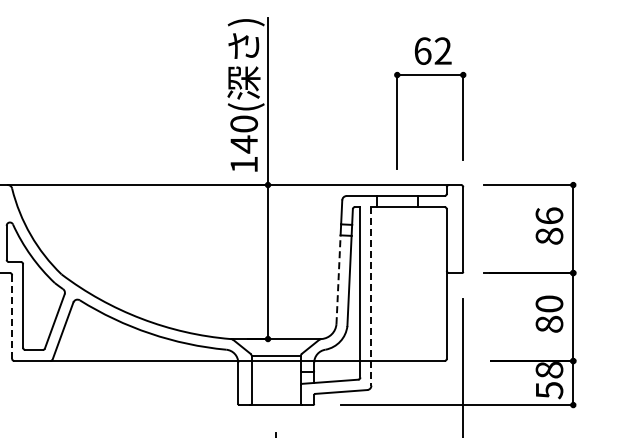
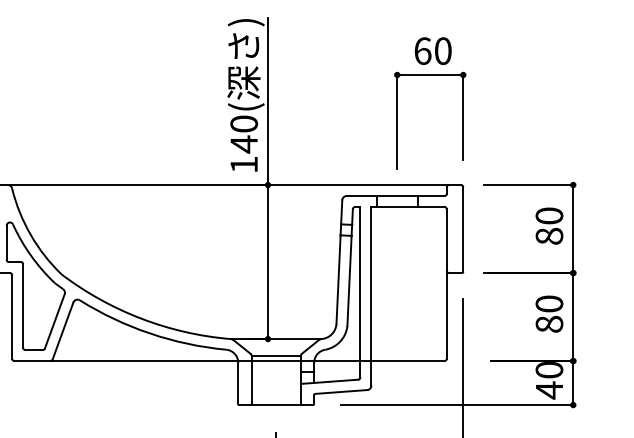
text: 62 -> 60 (442, 50)
text: 86 -> 80 (549, 215)
line: dashed -> solid (338, 279)
line: dashed -> solid (371, 296)
line: dashed -> solid (12, 317)
text: 58 -> 40 (549, 380)
